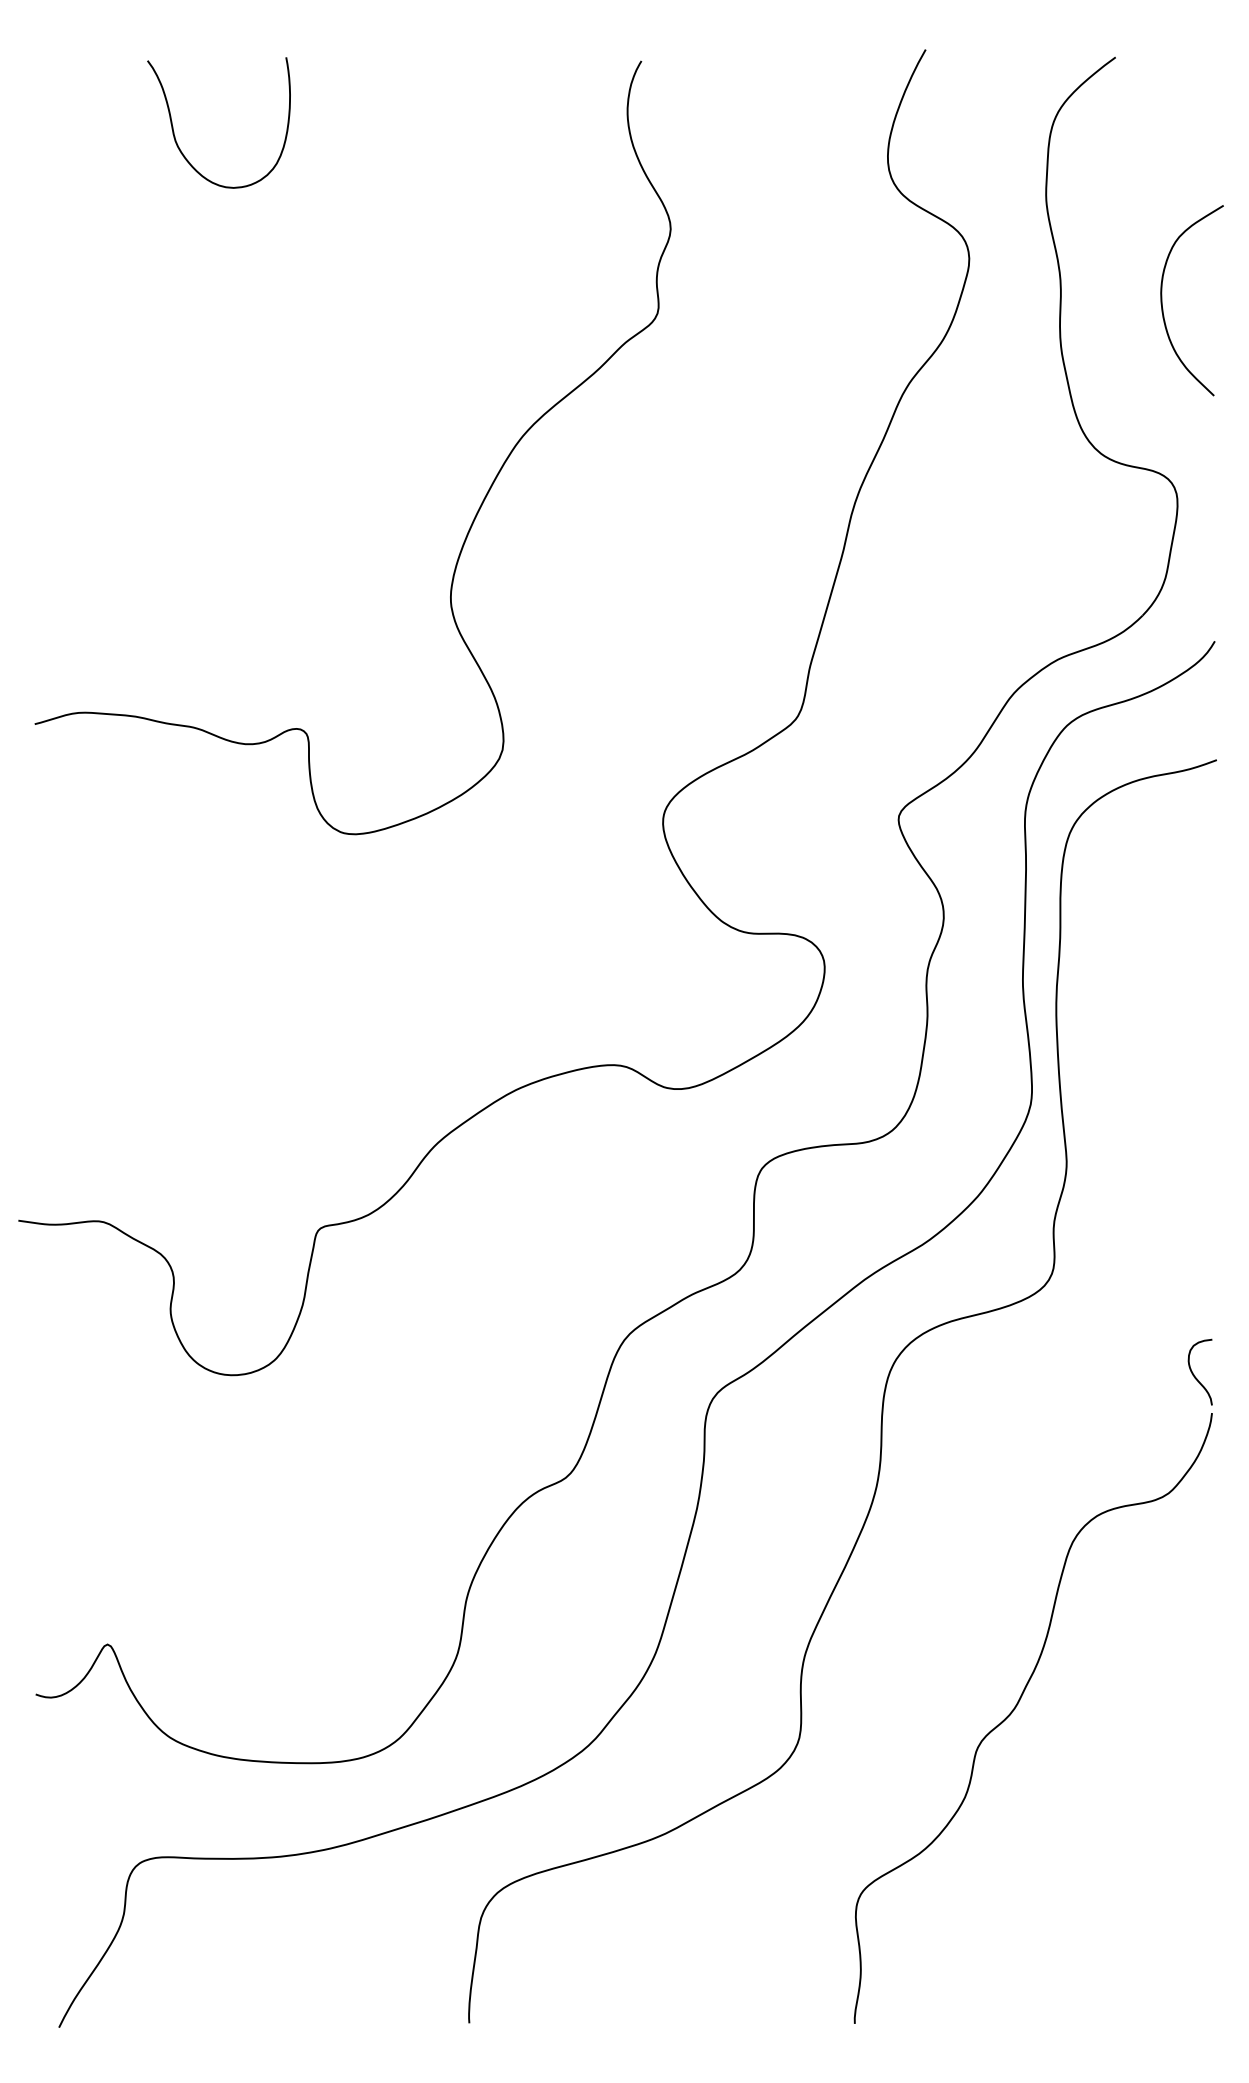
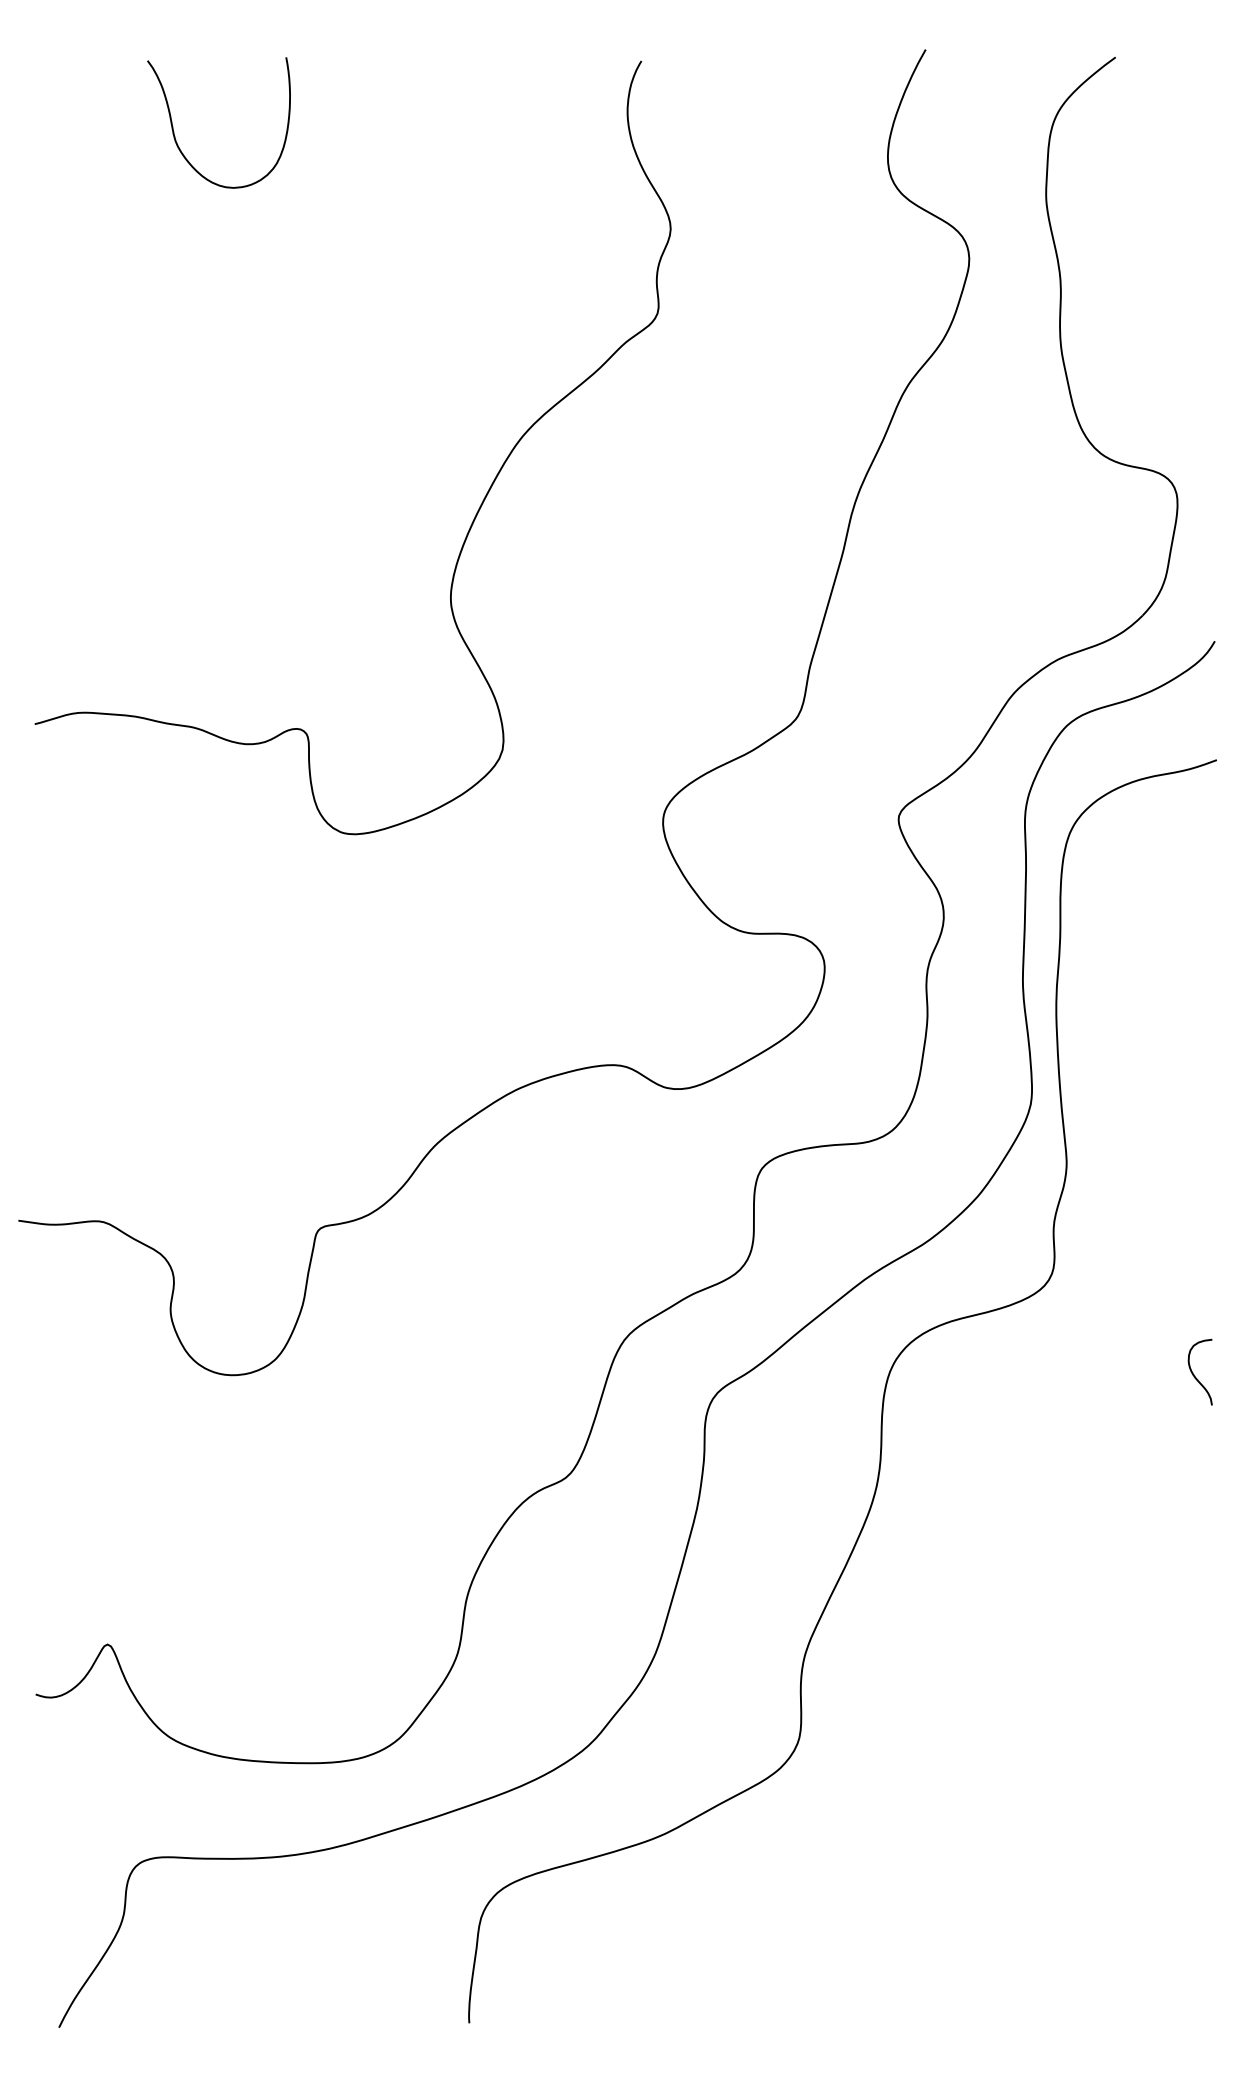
curve: present -> none (1162, 300)
curve: present -> none (1015, 1709)
